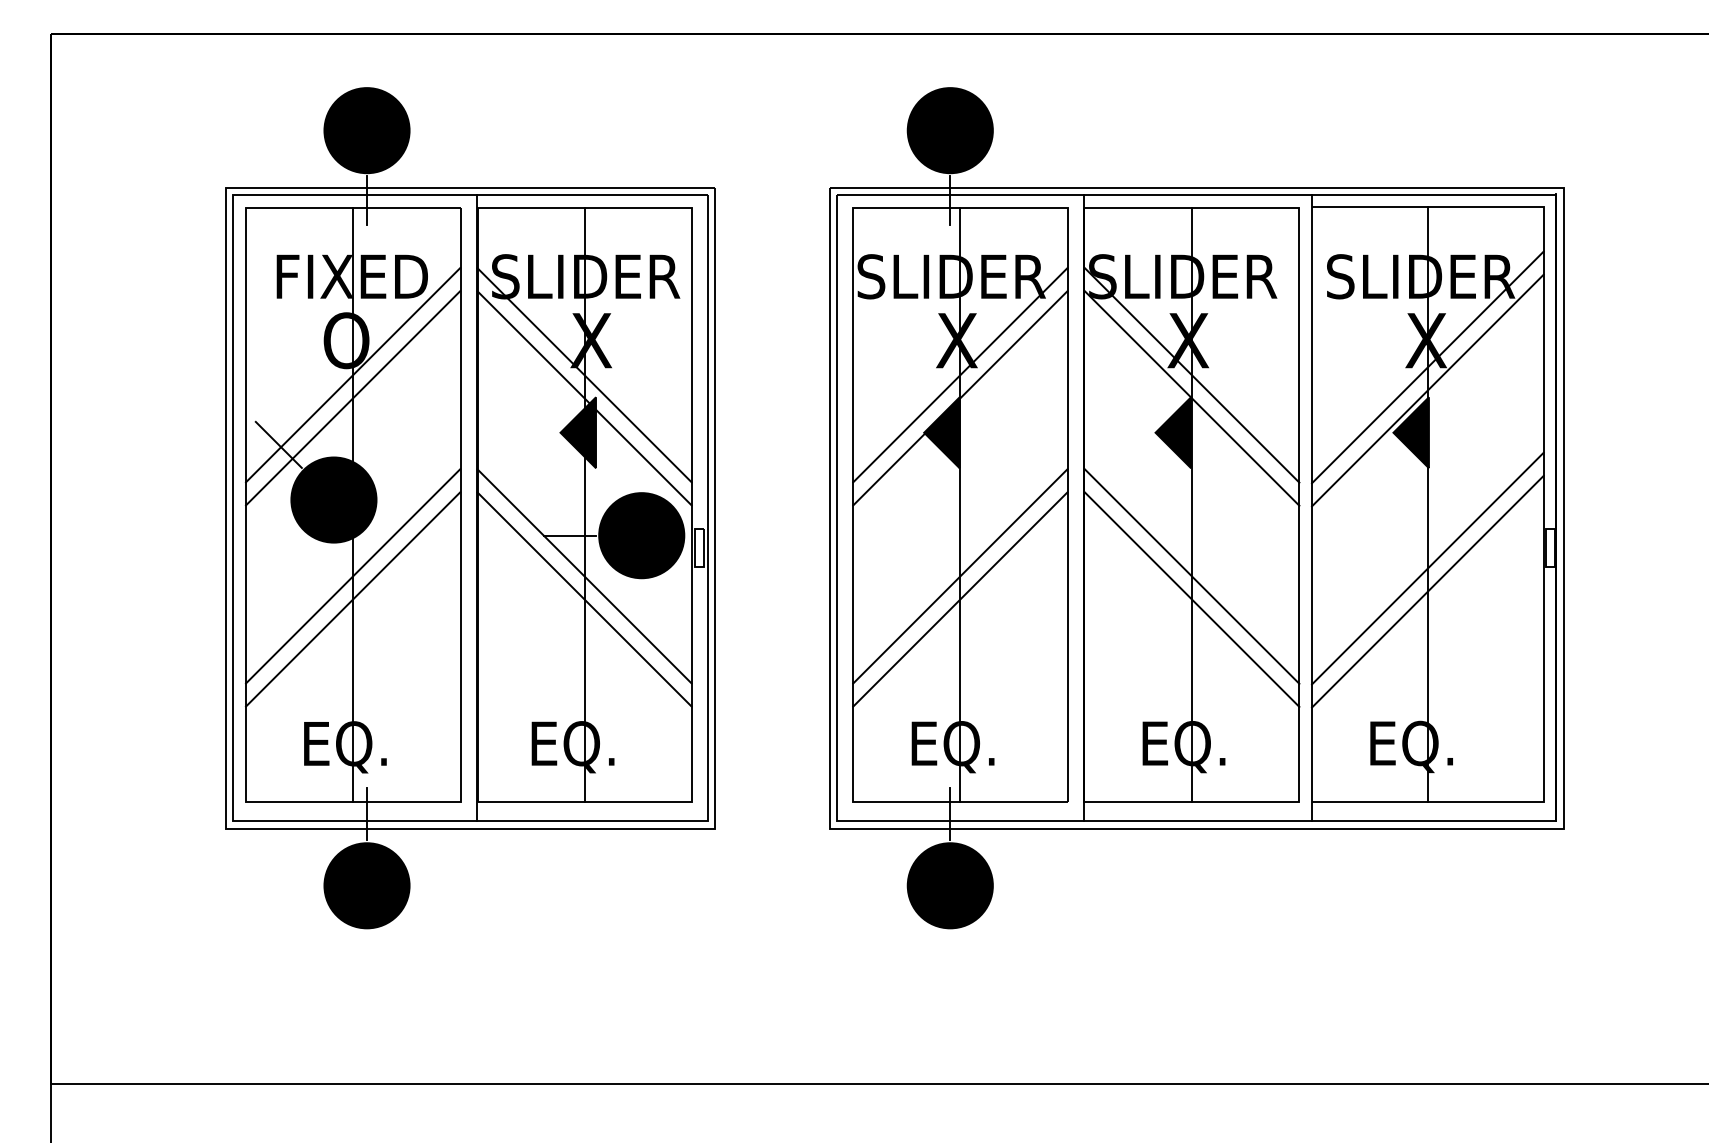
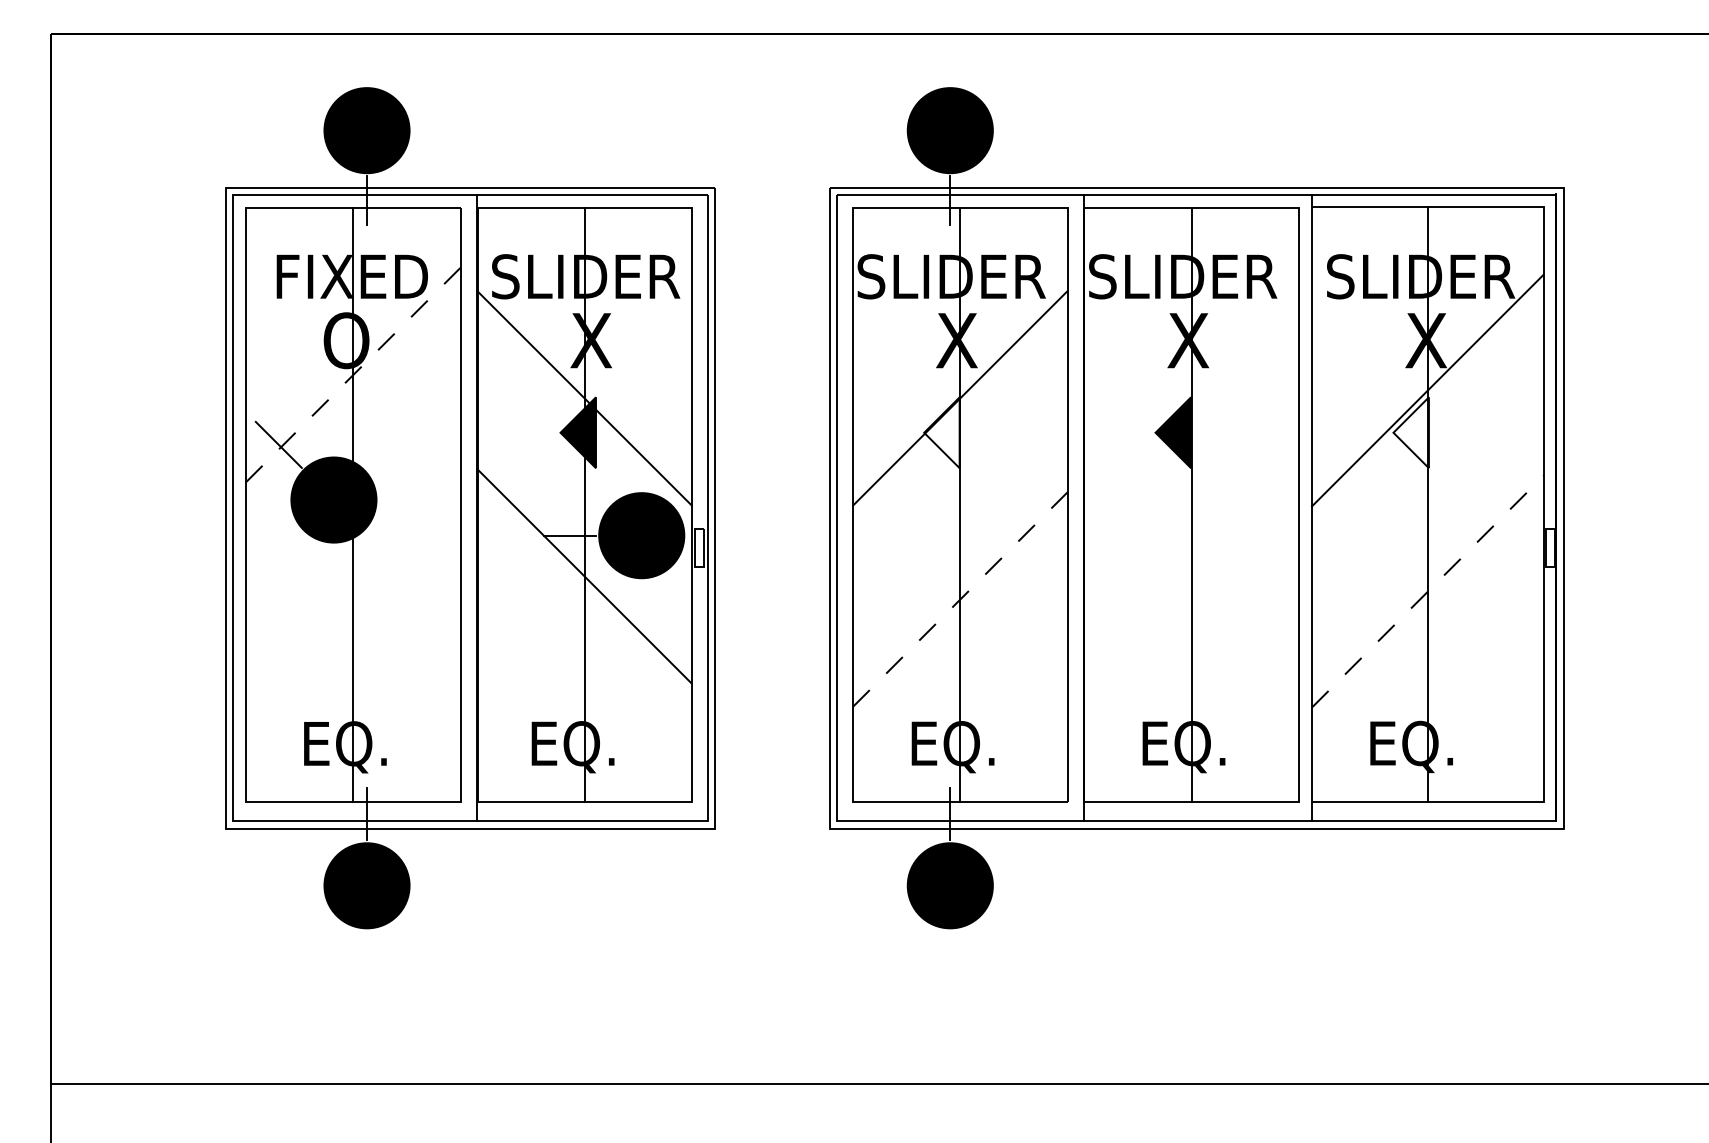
line: present -> none (1427, 367)
line: solid -> dashed (353, 375)
line: present -> none (584, 375)
line: present -> none (960, 375)
line: present -> none (1191, 375)
line: present -> none (353, 398)
line: present -> none (1191, 398)
fill: present -> none (941, 432)
fill: present -> none (1410, 432)
line: present -> none (1427, 568)
line: present -> none (353, 576)
line: present -> none (960, 576)
line: present -> none (1191, 576)
line: solid -> dashed (1427, 591)
line: present -> none (353, 599)
line: present -> none (584, 599)
line: solid -> dashed (960, 599)
line: present -> none (1191, 599)
